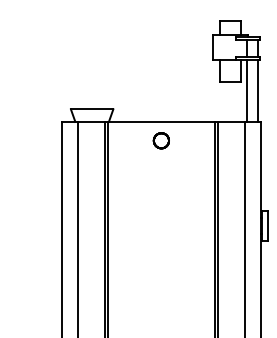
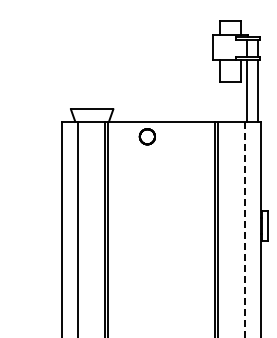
part position: (160, 140) -> (146, 136) (146, 136)
line: solid -> dashed (244, 229)
